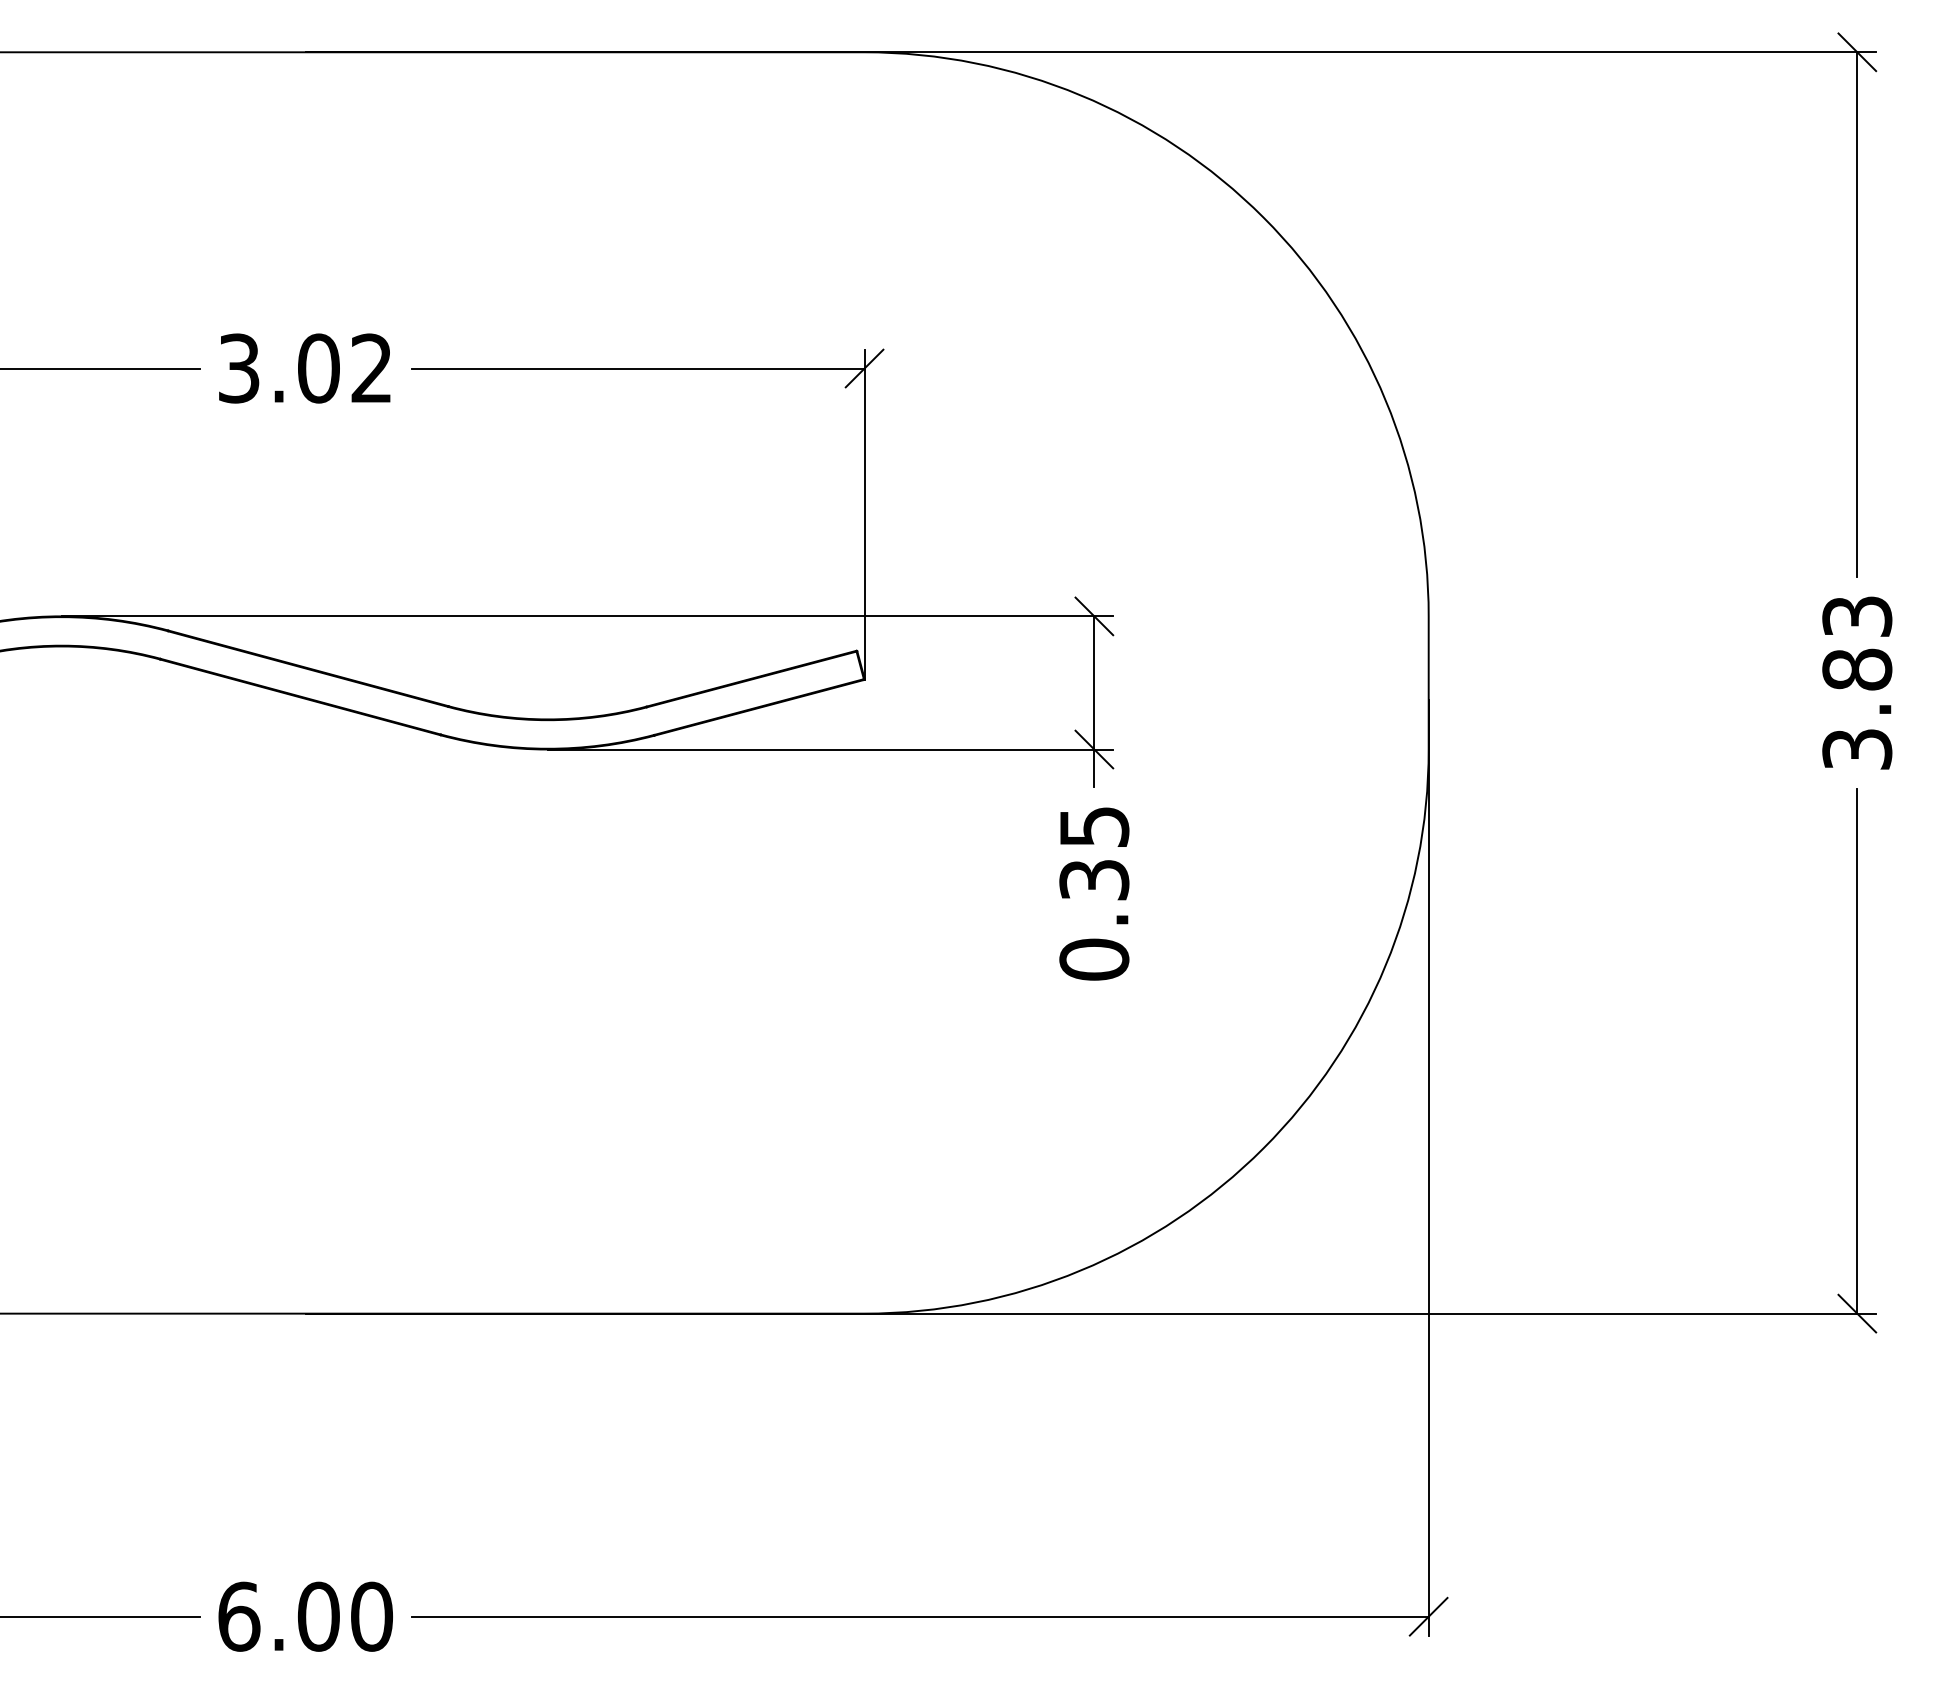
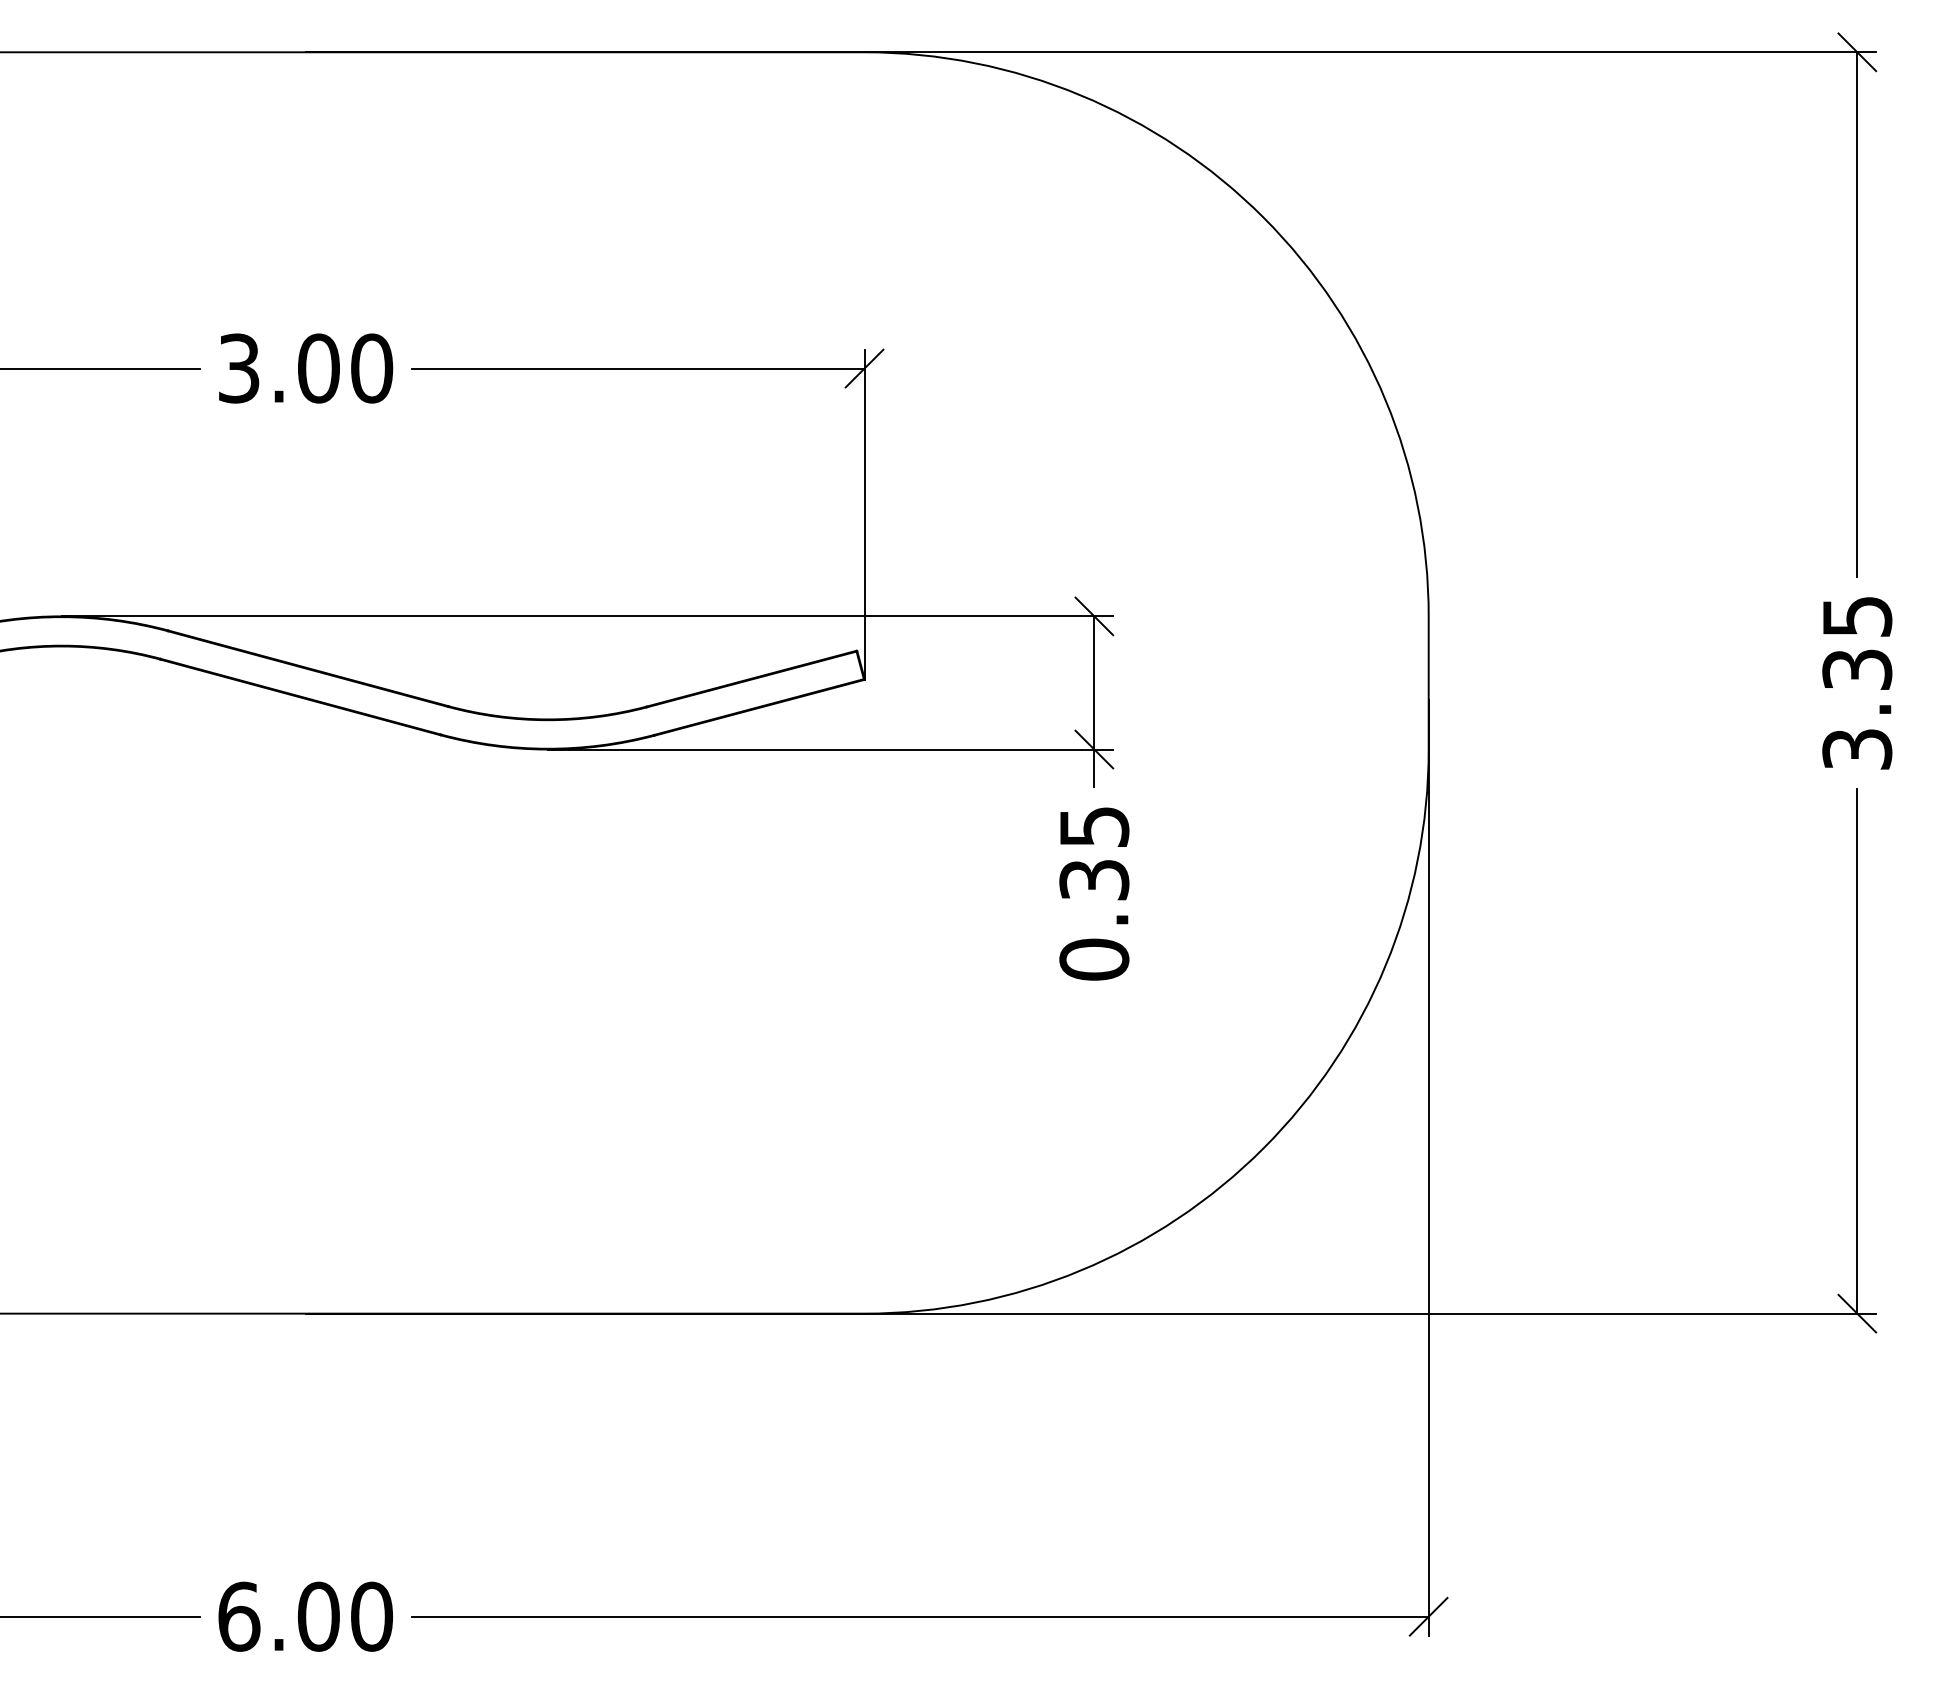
text: 3.02 -> 3.00 (372, 368)
text: 3.83 -> 3.35 (1857, 643)
